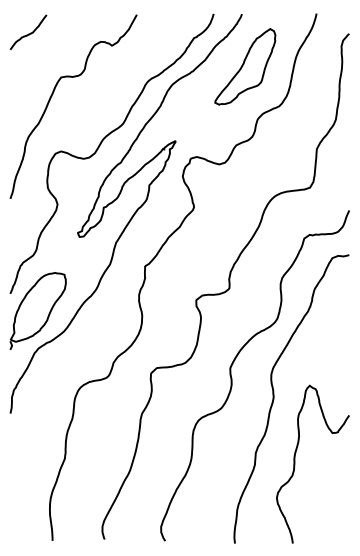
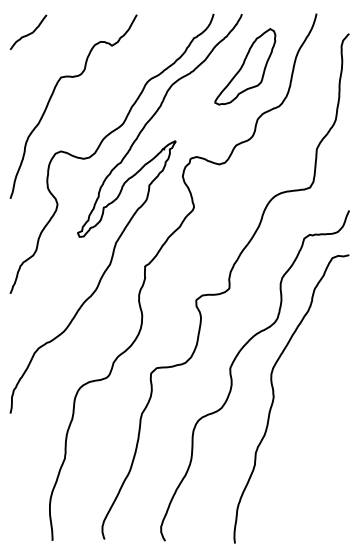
part: present -> none (37, 310)
curve: present -> none (295, 463)
